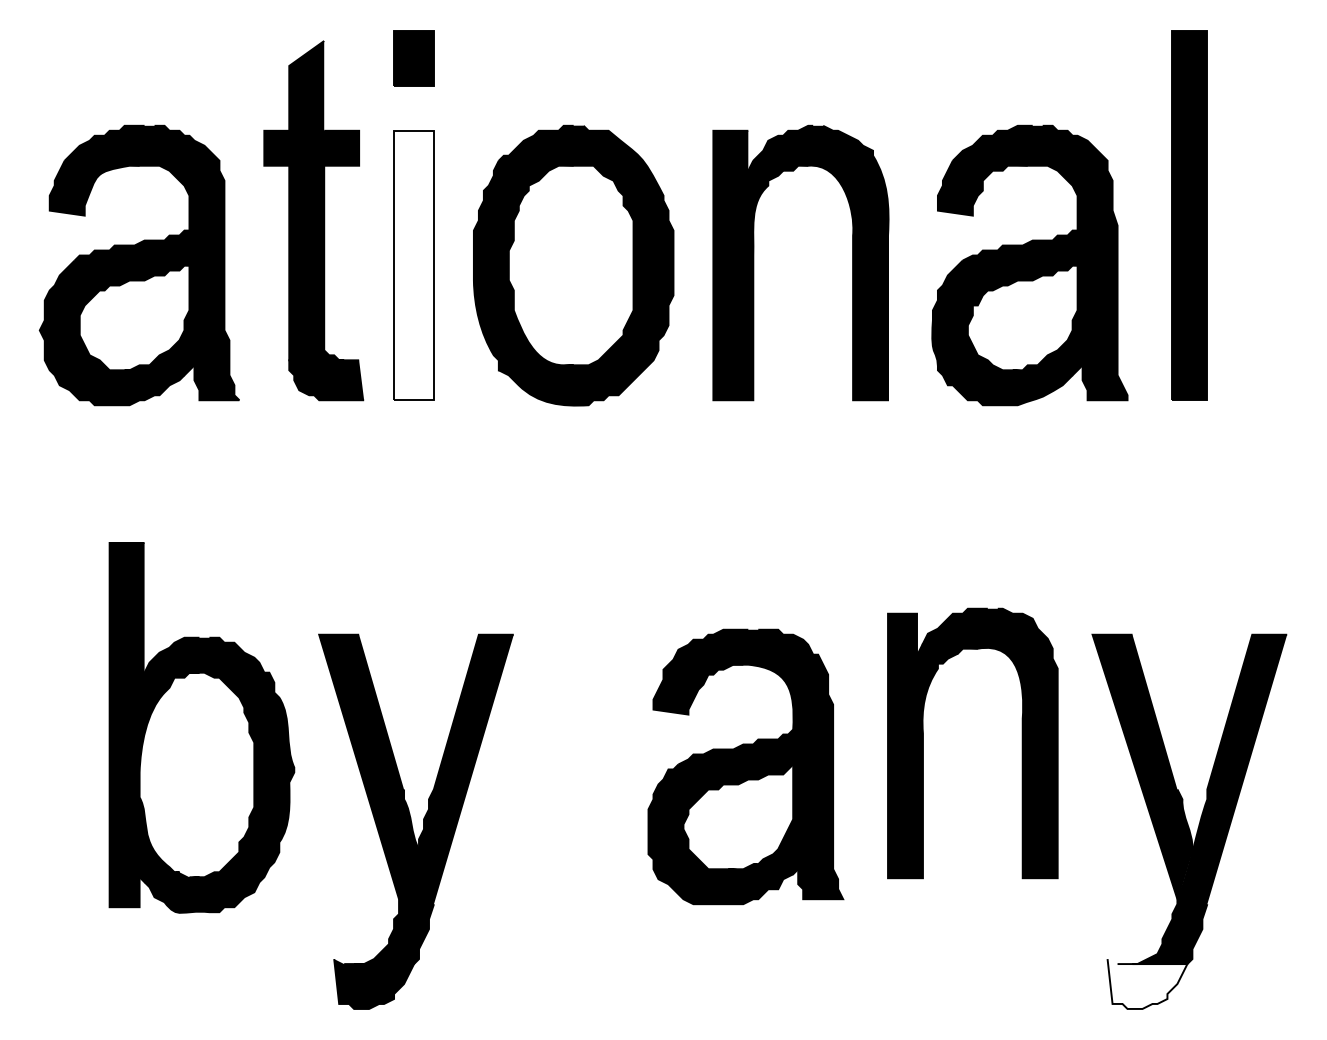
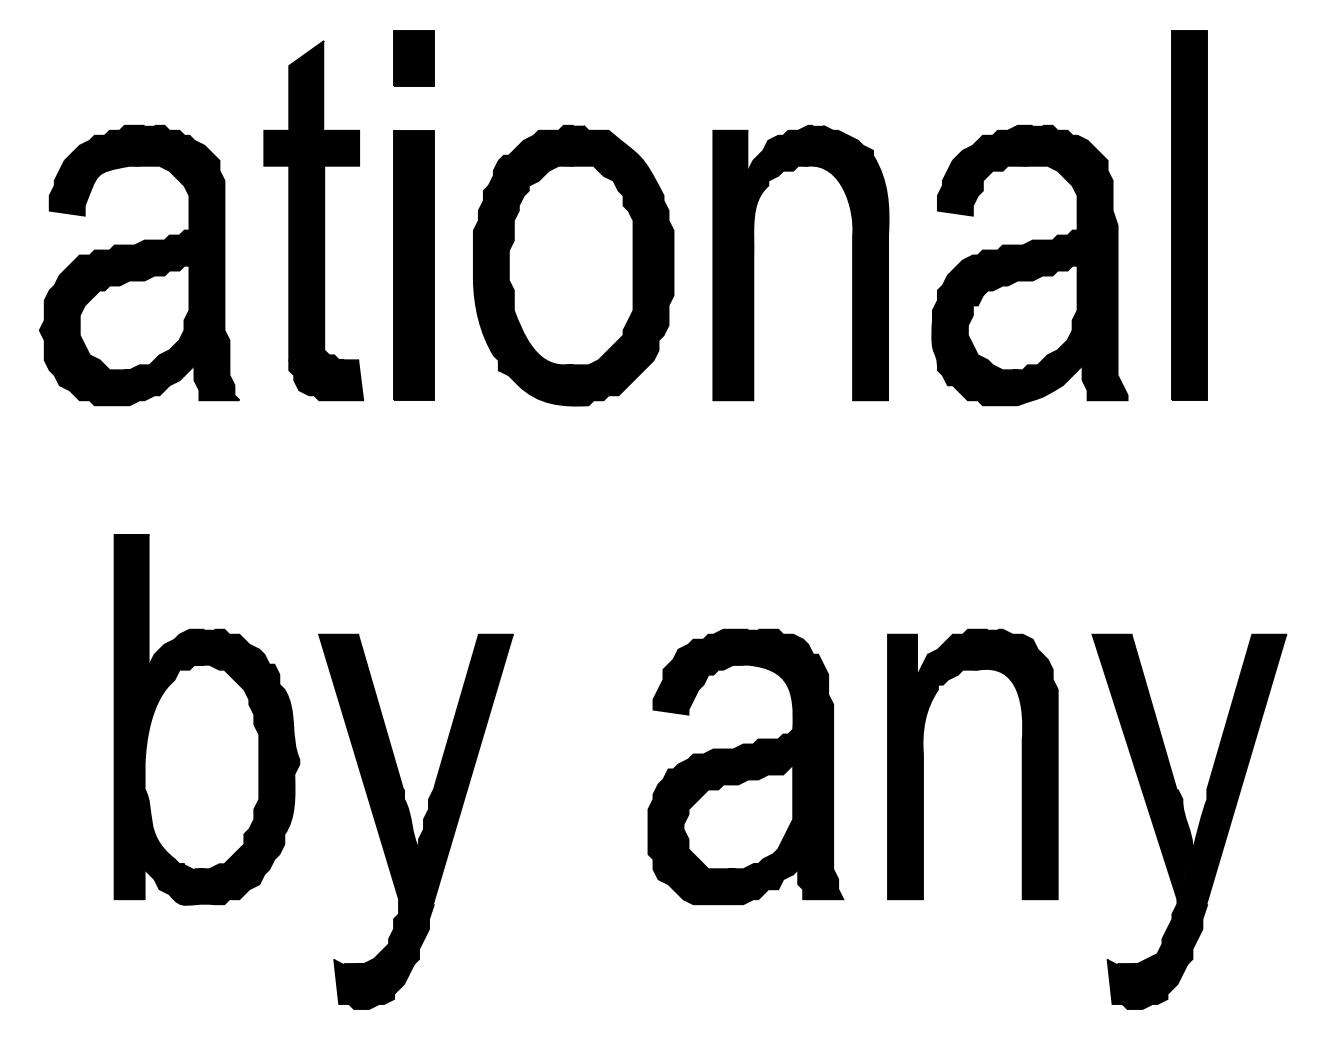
fill: none -> present (413, 265)
part position: (201, 727) -> (206, 719) (206, 719)
part position: (923, 743) -> (923, 764) (923, 764)
fill: none -> present (1147, 983)
